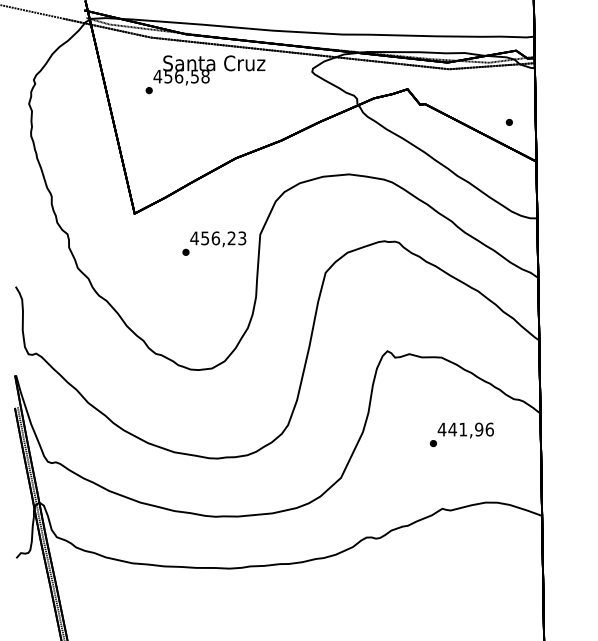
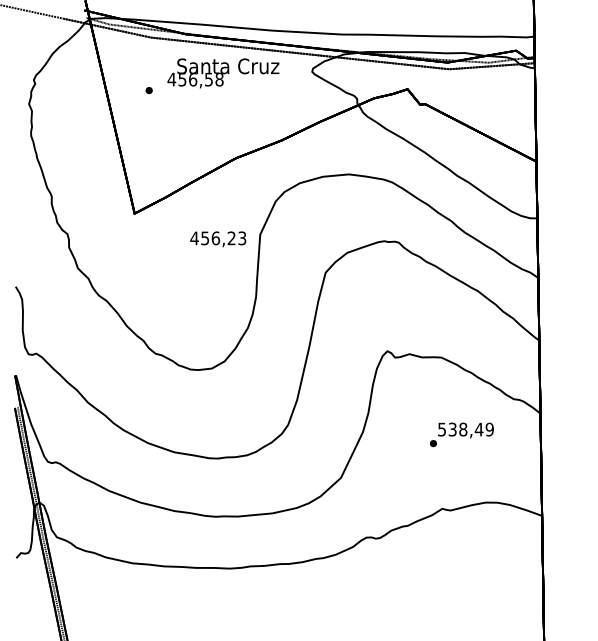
text position: (209, 70) -> (223, 73) (223, 73)
part: present -> none (508, 121)
part: present -> none (185, 251)
text: 441,96 -> 538,49 (465, 429)
